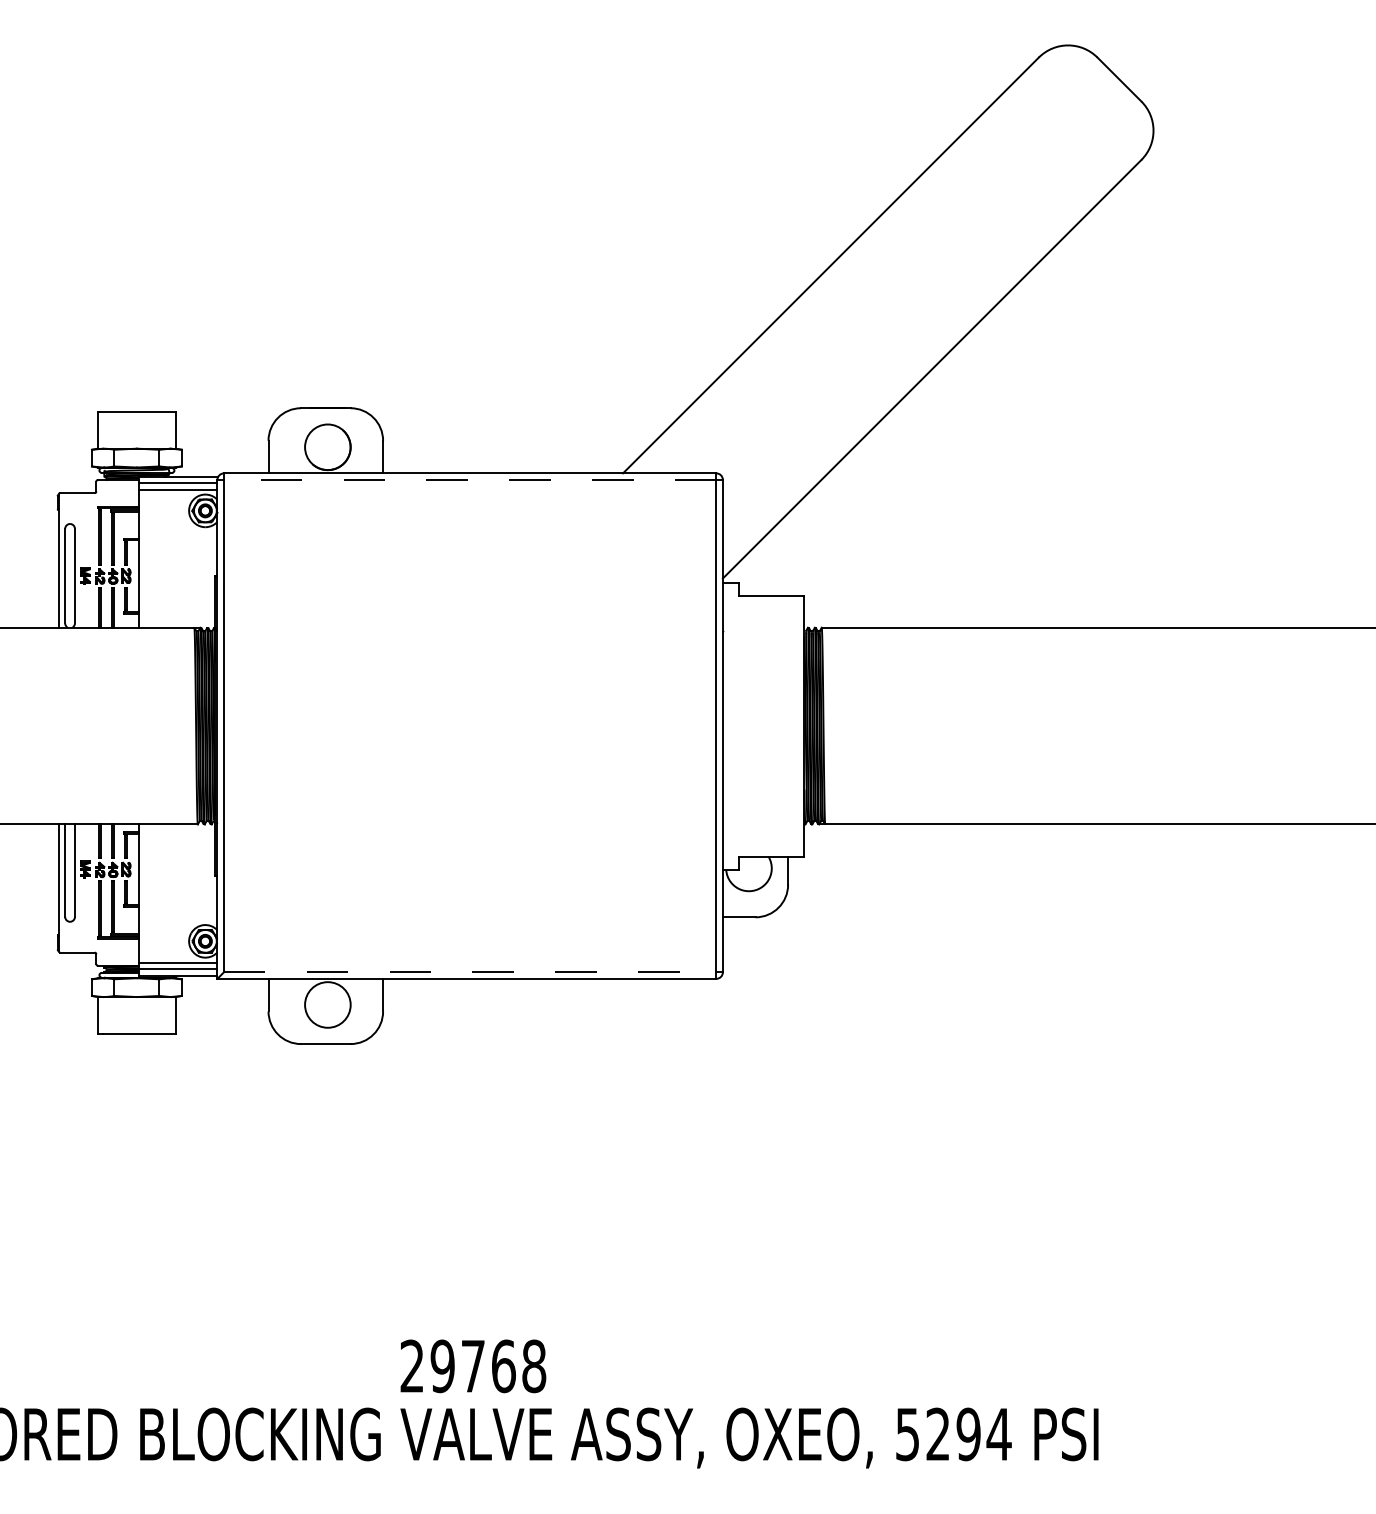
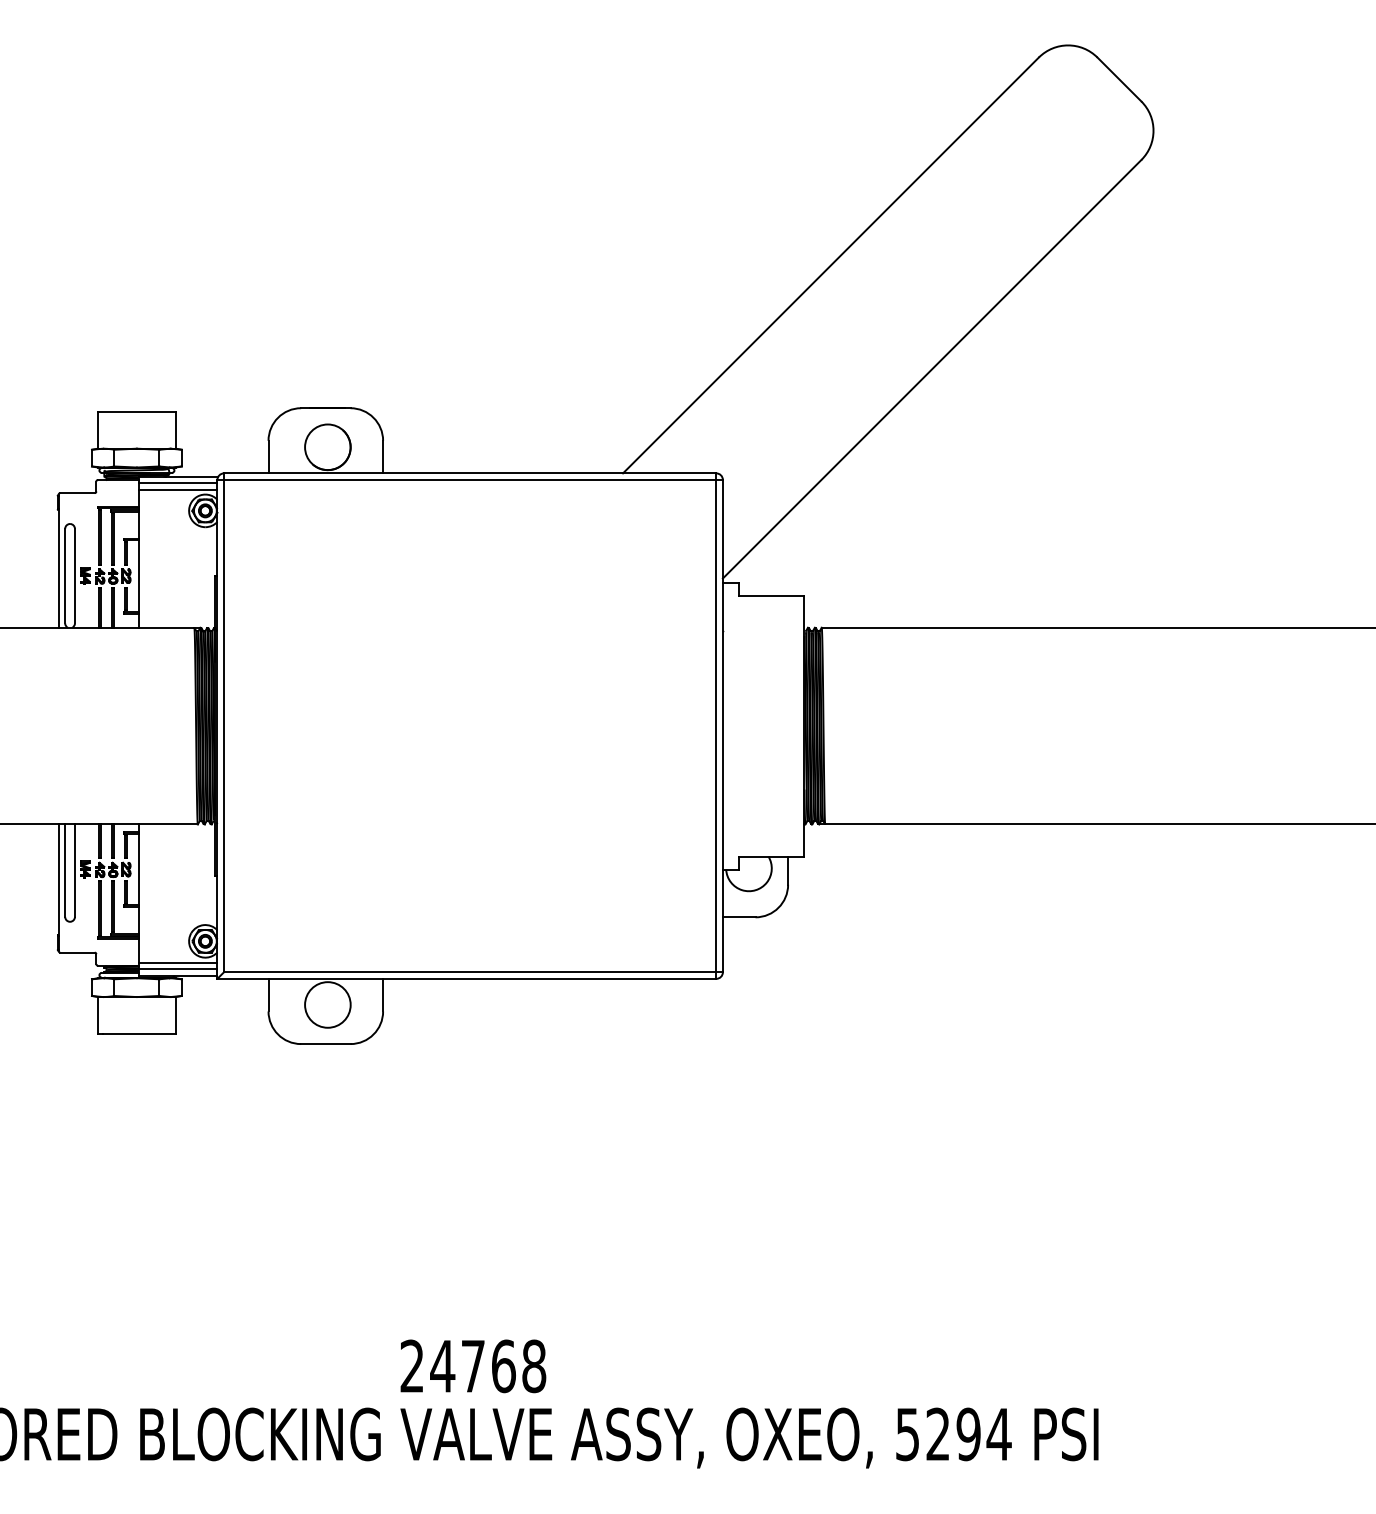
line: dashed -> solid (469, 479)
line: dashed -> solid (470, 972)
text: 29768 -> 24768 (442, 1366)
